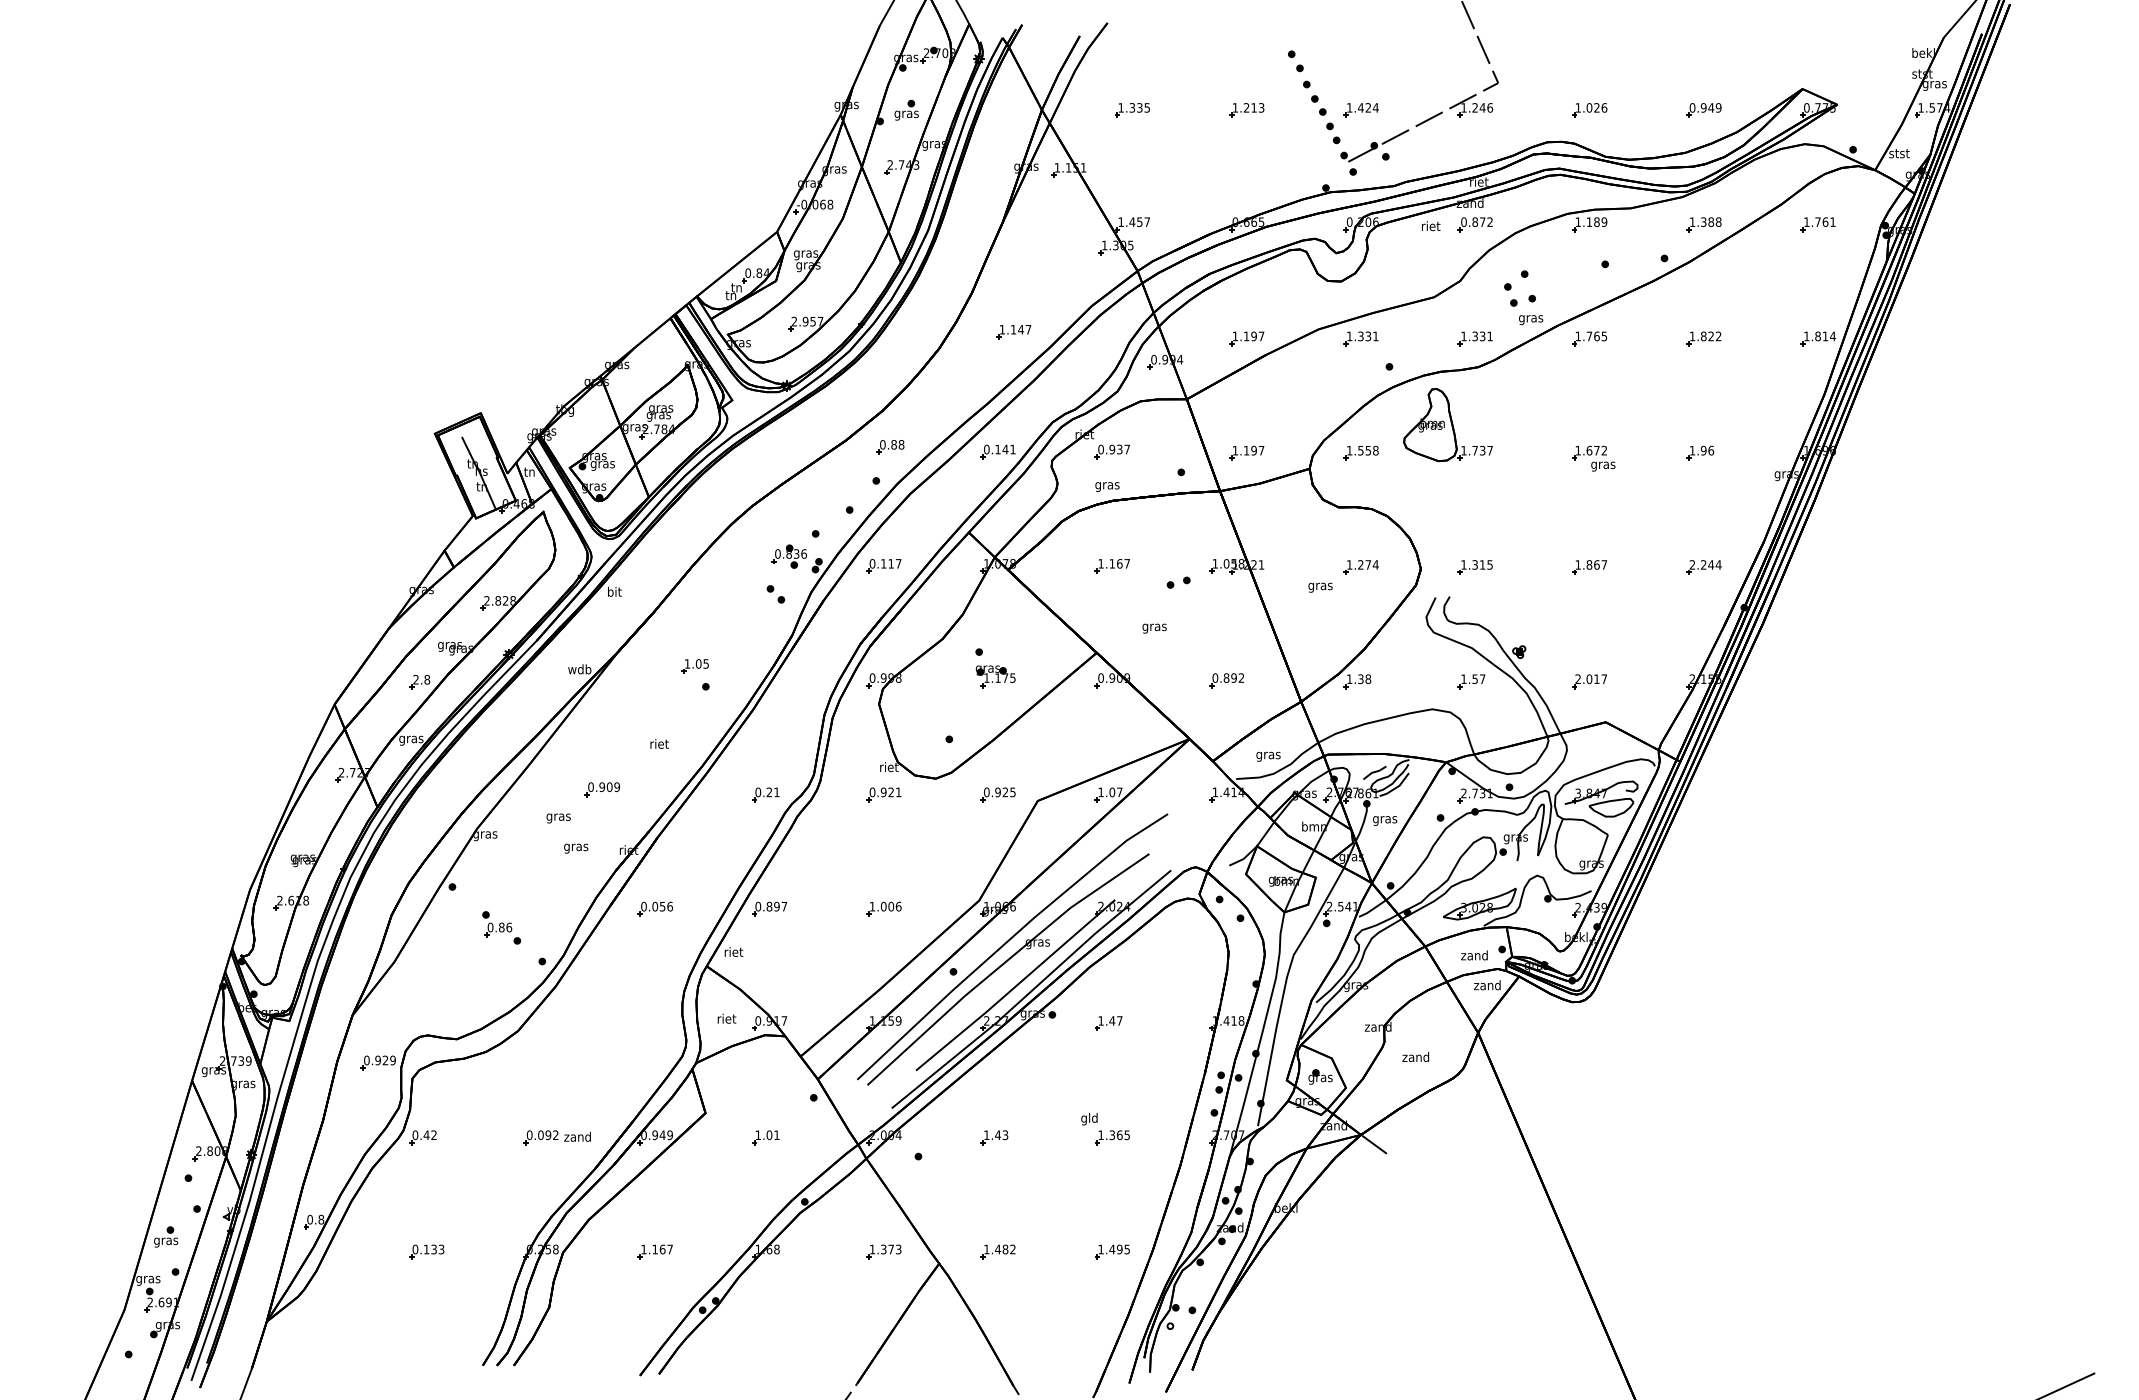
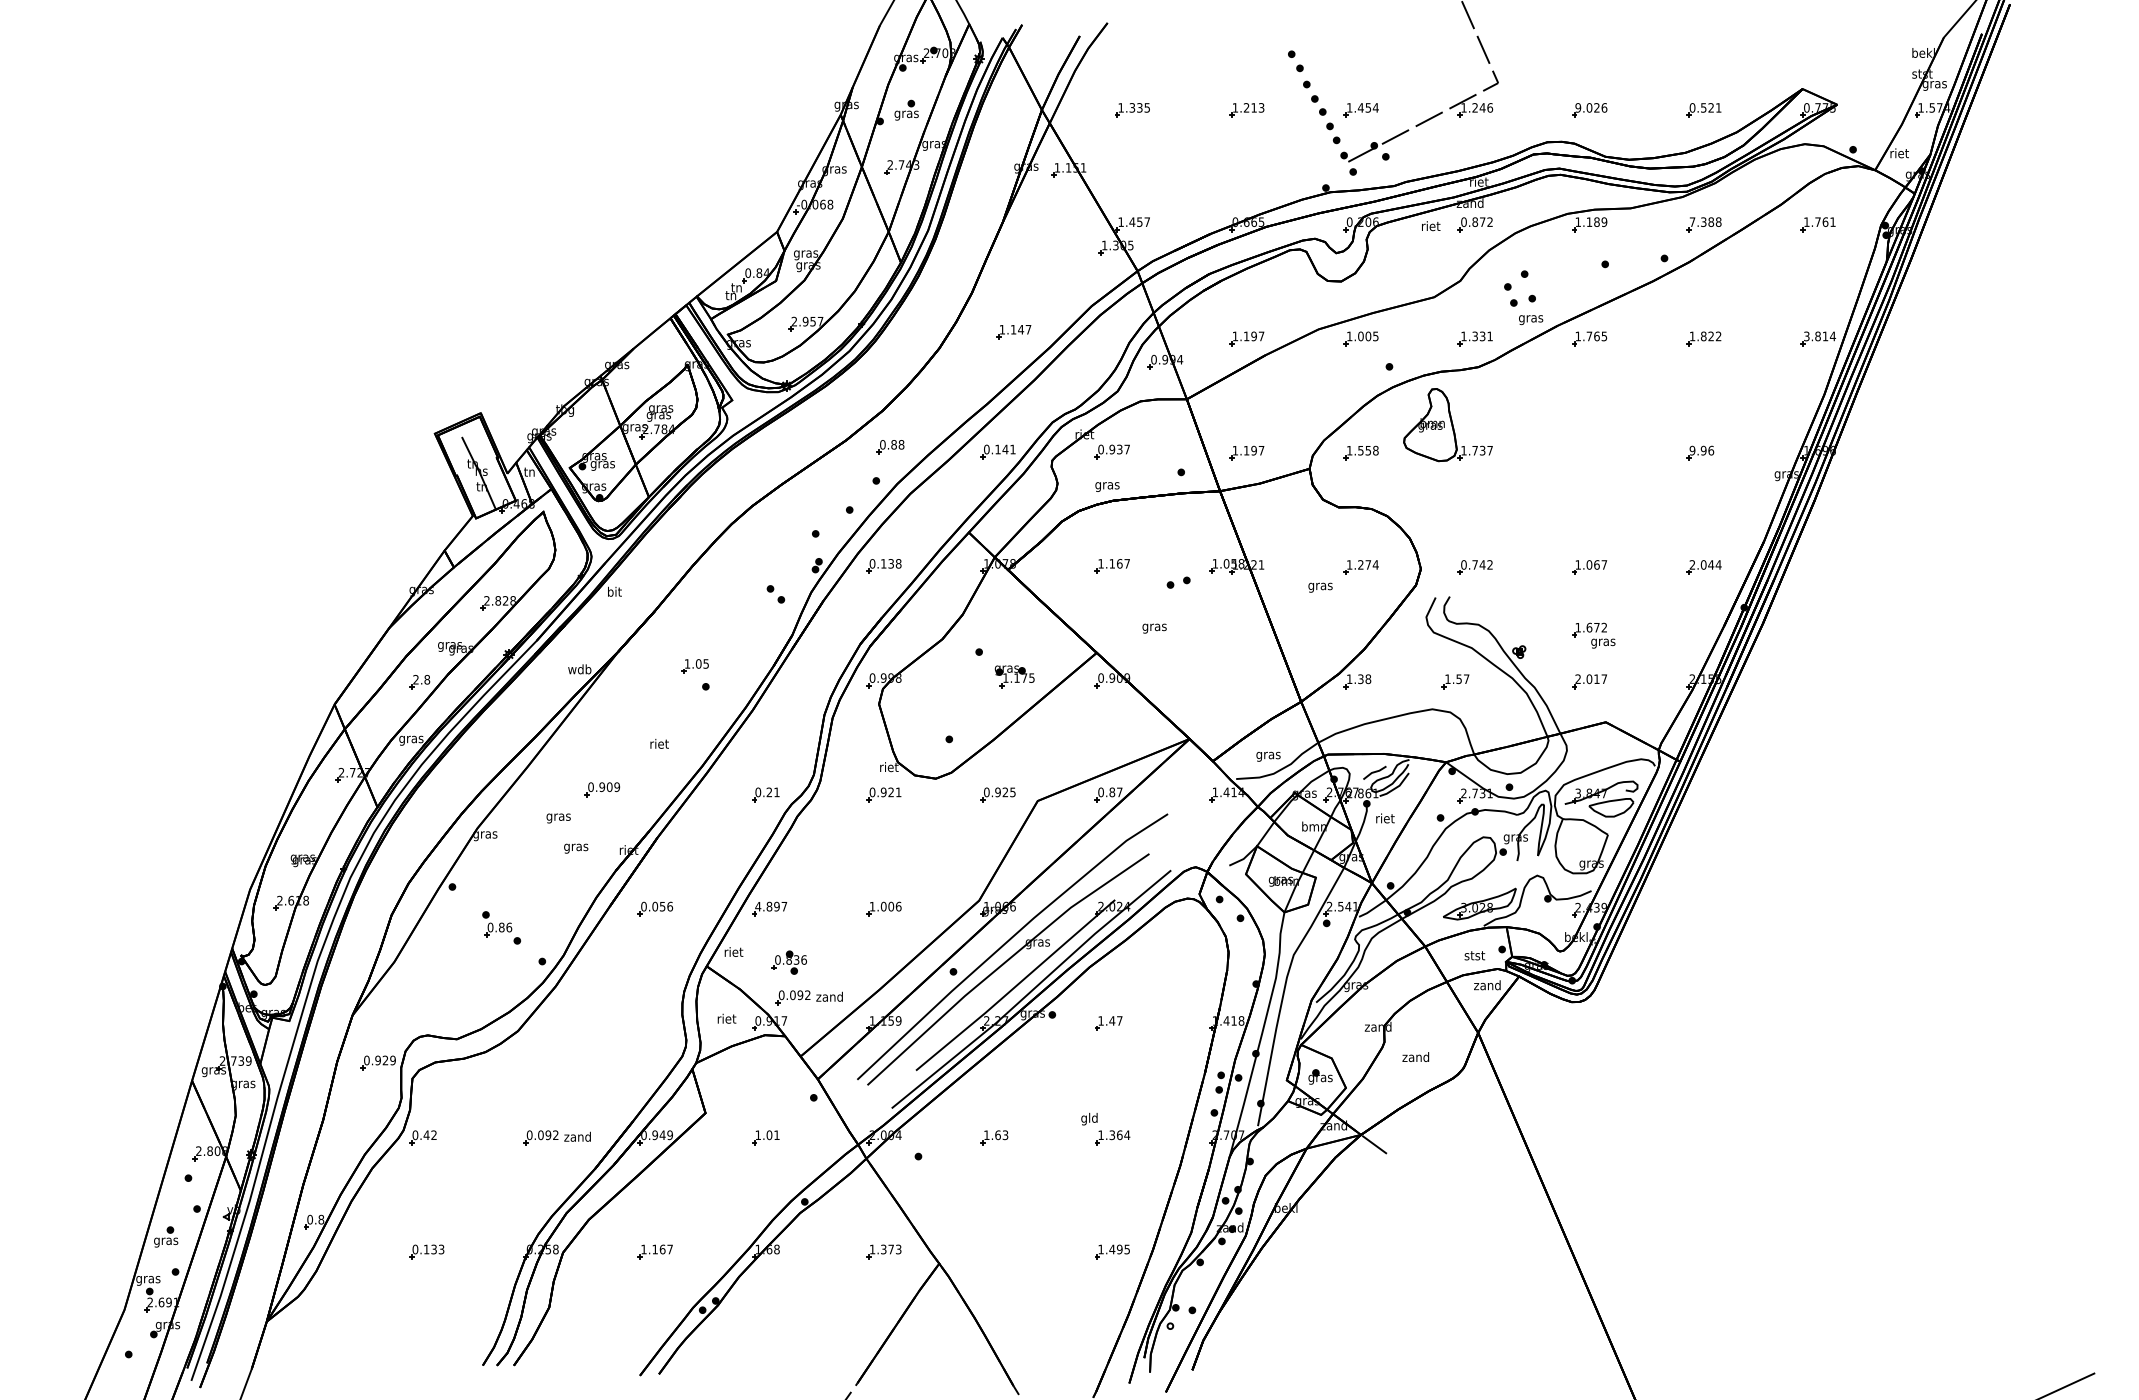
text: 1.424 -> 1.454 (1368, 107)
text: 1.026 -> 9.026 (1578, 107)
text: 0.949 -> 0.521 (1710, 107)
text: stst -> riet (1899, 153)
text: 1.388 -> 7.388 (1692, 221)
text: 1.331 -> 1.005 (1368, 336)
text: 1.814 -> 3.814 (1806, 336)
text: 1.96 -> 9.96 (1692, 450)
part position: (1593, 458) -> (1593, 635) (1593, 635)
part position: (788, 556) -> (788, 962) (788, 962)
text: 0.117 -> 0.138 (894, 563)
text: 1.315 -> 0.742 (1476, 564)
text: 1.867 -> 1.067 (1589, 564)
text: 2.244 -> 2.044 (1703, 564)
part position: (995, 676) -> (1014, 676) (1014, 676)
part: present -> none (1226, 680)
part position: (1471, 681) -> (1455, 681) (1455, 681)
text: 1.07 -> 0.87 (1106, 792)
text: gras -> riet (1385, 819)
text: 0.897 -> 4.897 (758, 906)
text: zand -> stst (1474, 955)
part: none -> present (808, 997)
text: 1.43 -> 1.63 (998, 1135)
text: 1.365 -> 1.364 (1127, 1135)
part: present -> none (997, 1251)
